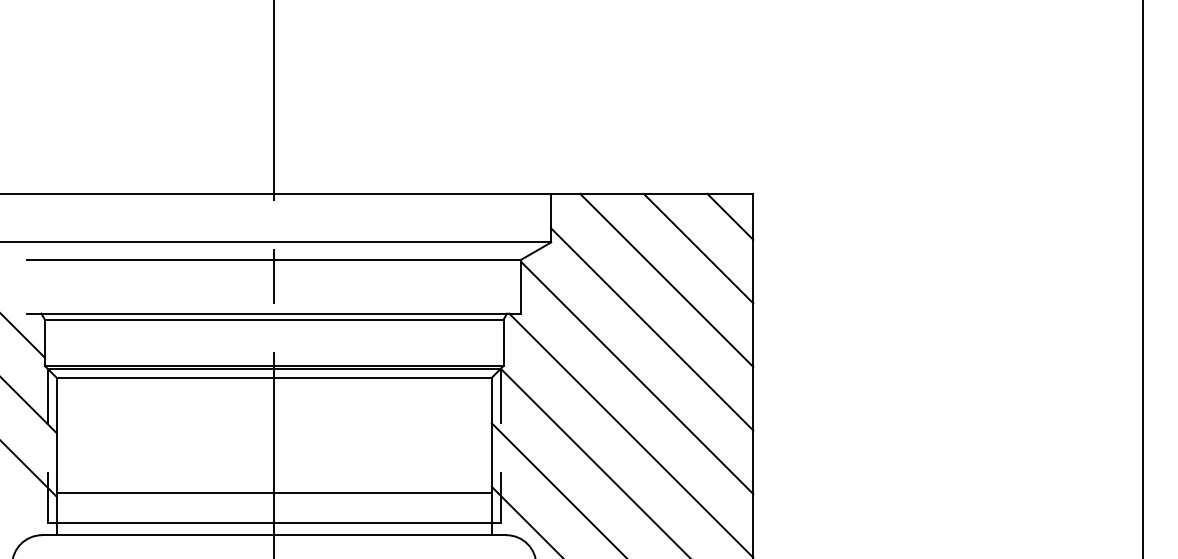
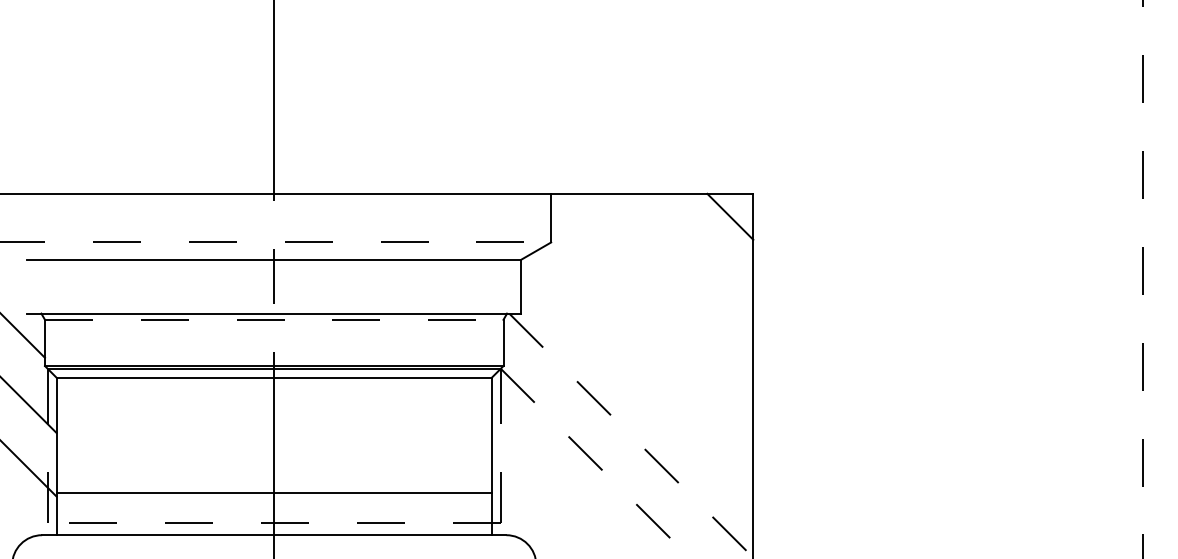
line: solid -> dashed (276, 242)
line: present -> none (698, 248)
line: present -> none (666, 279)
line: solid -> dashed (1142, 279)
line: solid -> dashed (274, 319)
line: present -> none (652, 329)
line: present -> none (637, 378)
line: solid -> dashed (631, 435)
line: solid -> dashed (596, 463)
line: present -> none (557, 489)
line: present -> none (525, 520)
line: solid -> dashed (273, 523)
